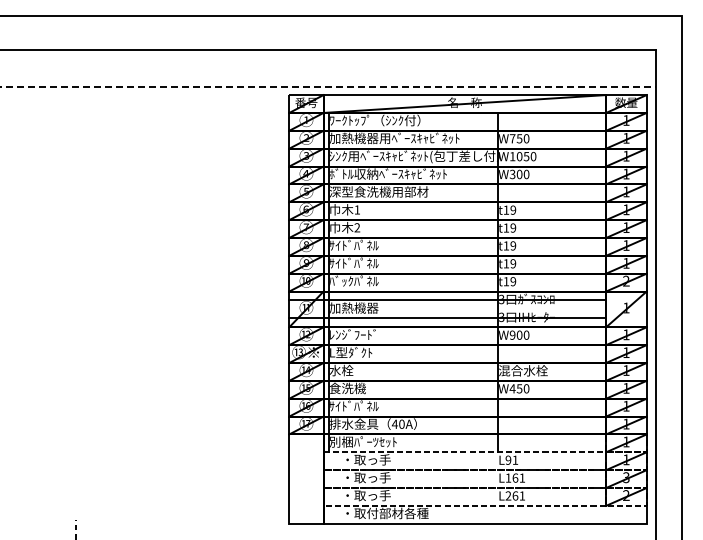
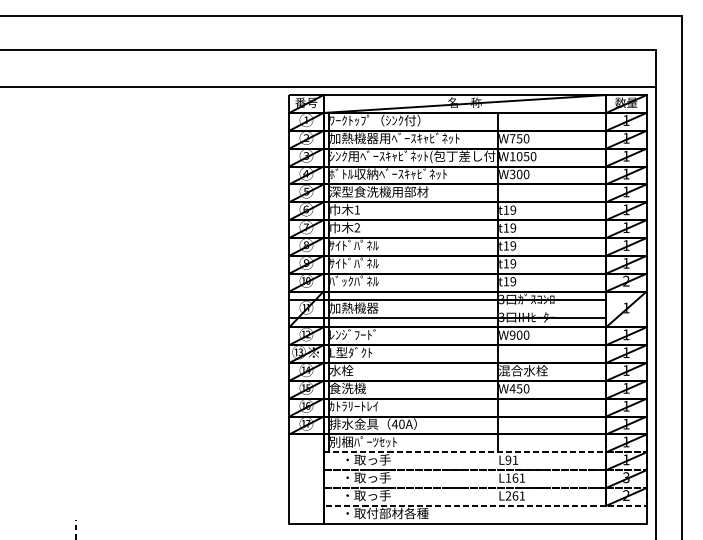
line: dashed -> solid (328, 86)
text: ｻｲﾄﾞﾊﾟﾈﾙ -> ｶﾄﾗﾘｰﾄﾚｲ (354, 405)
